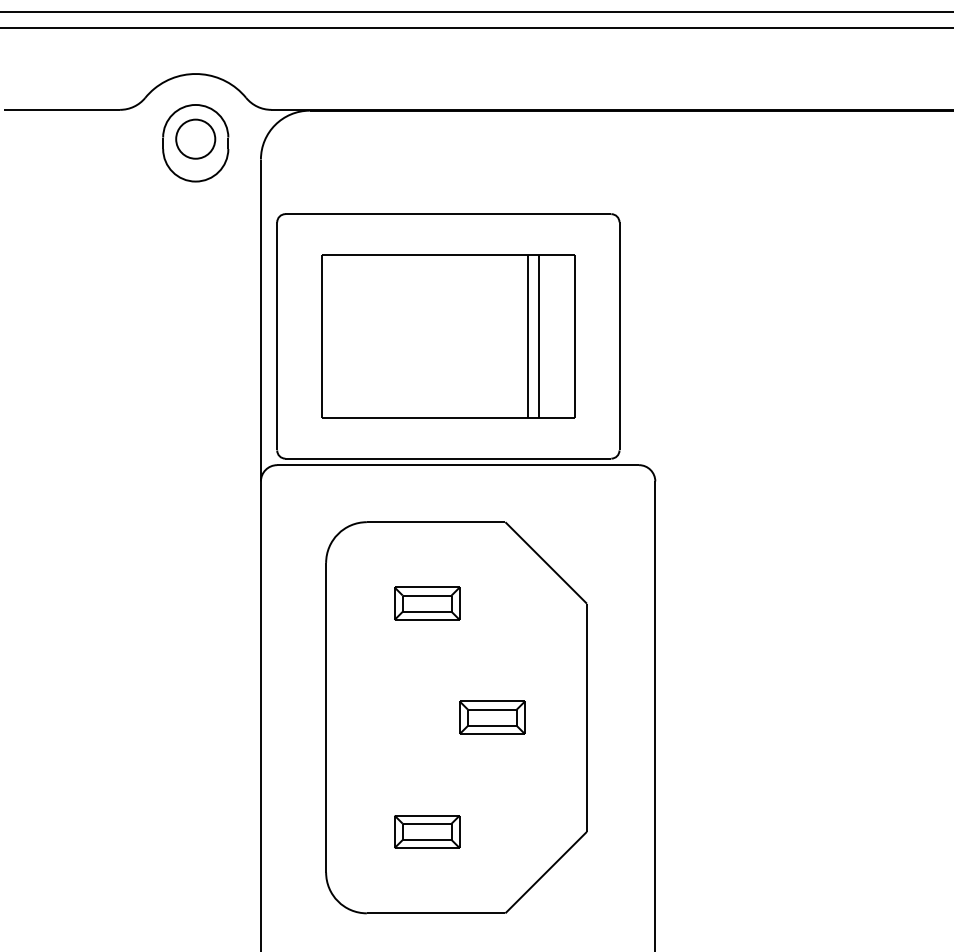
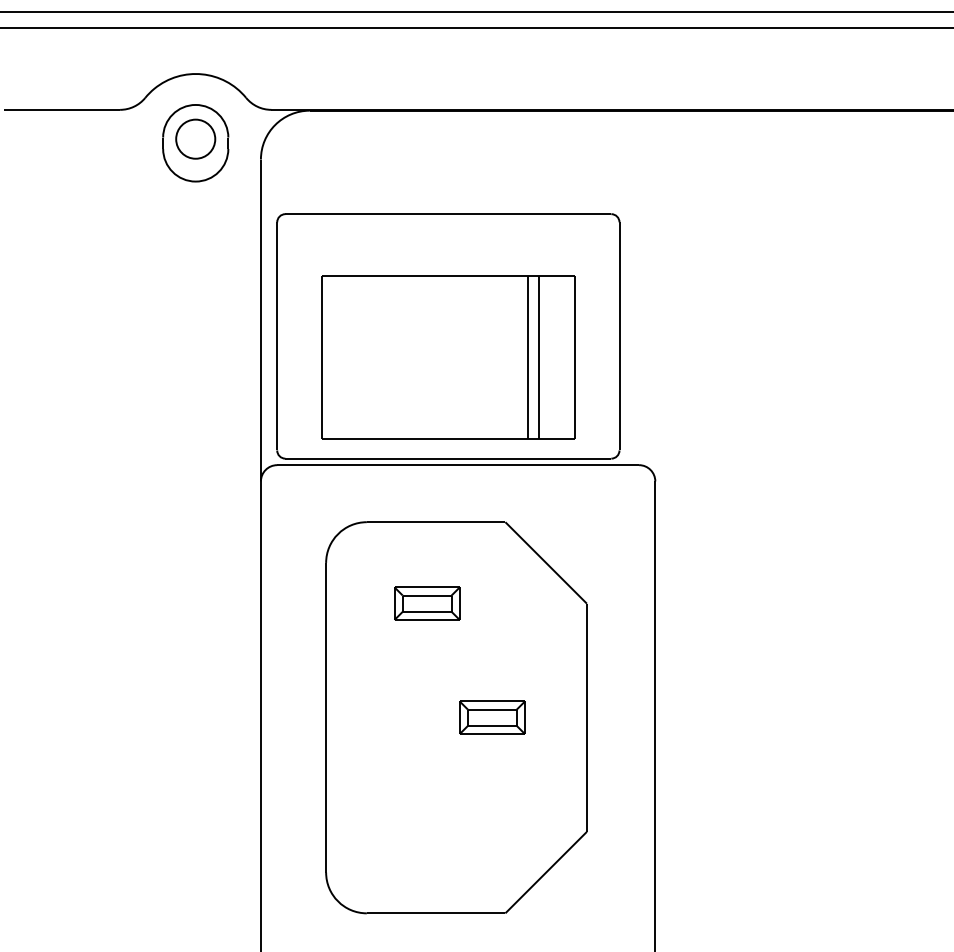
part position: (448, 336) -> (448, 357) (448, 357)
part: present -> none (427, 831)
